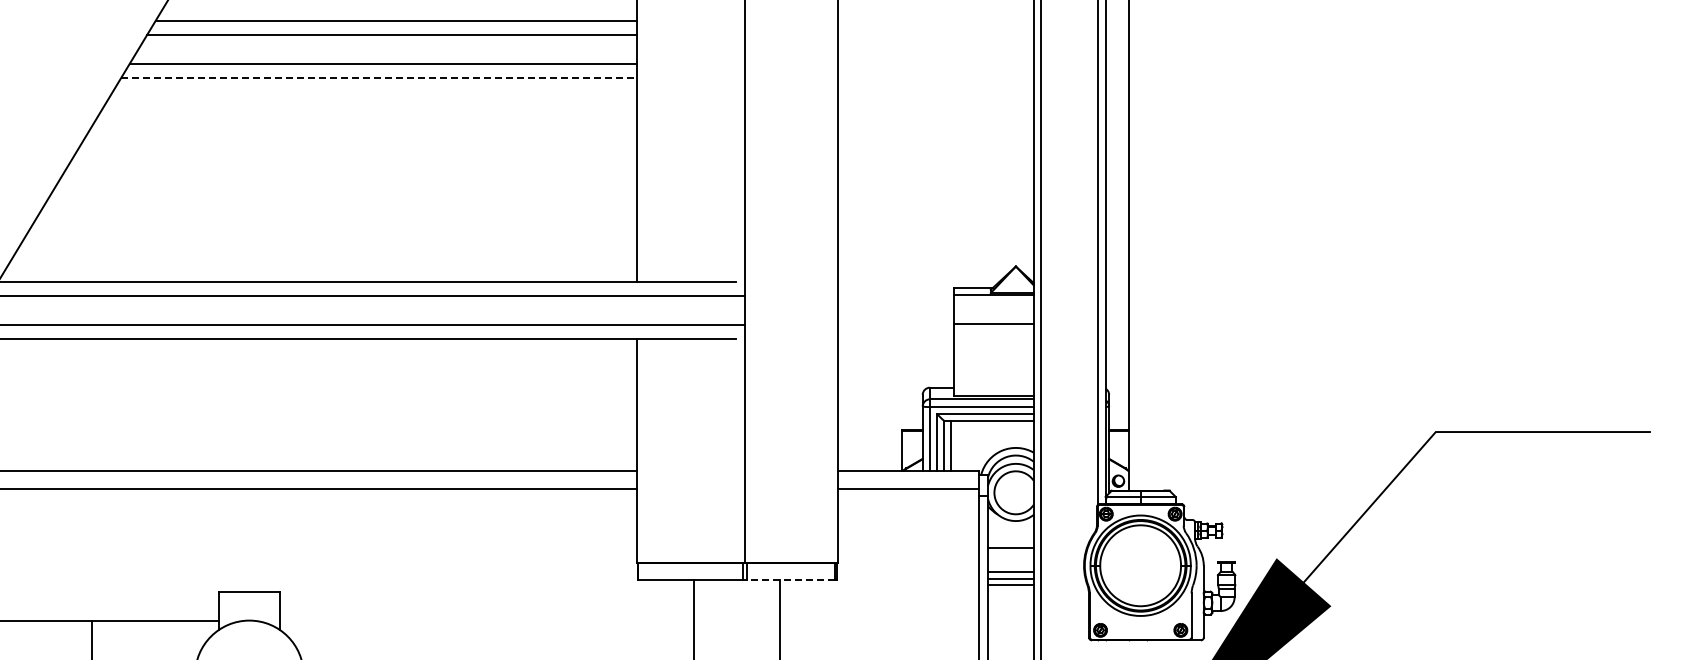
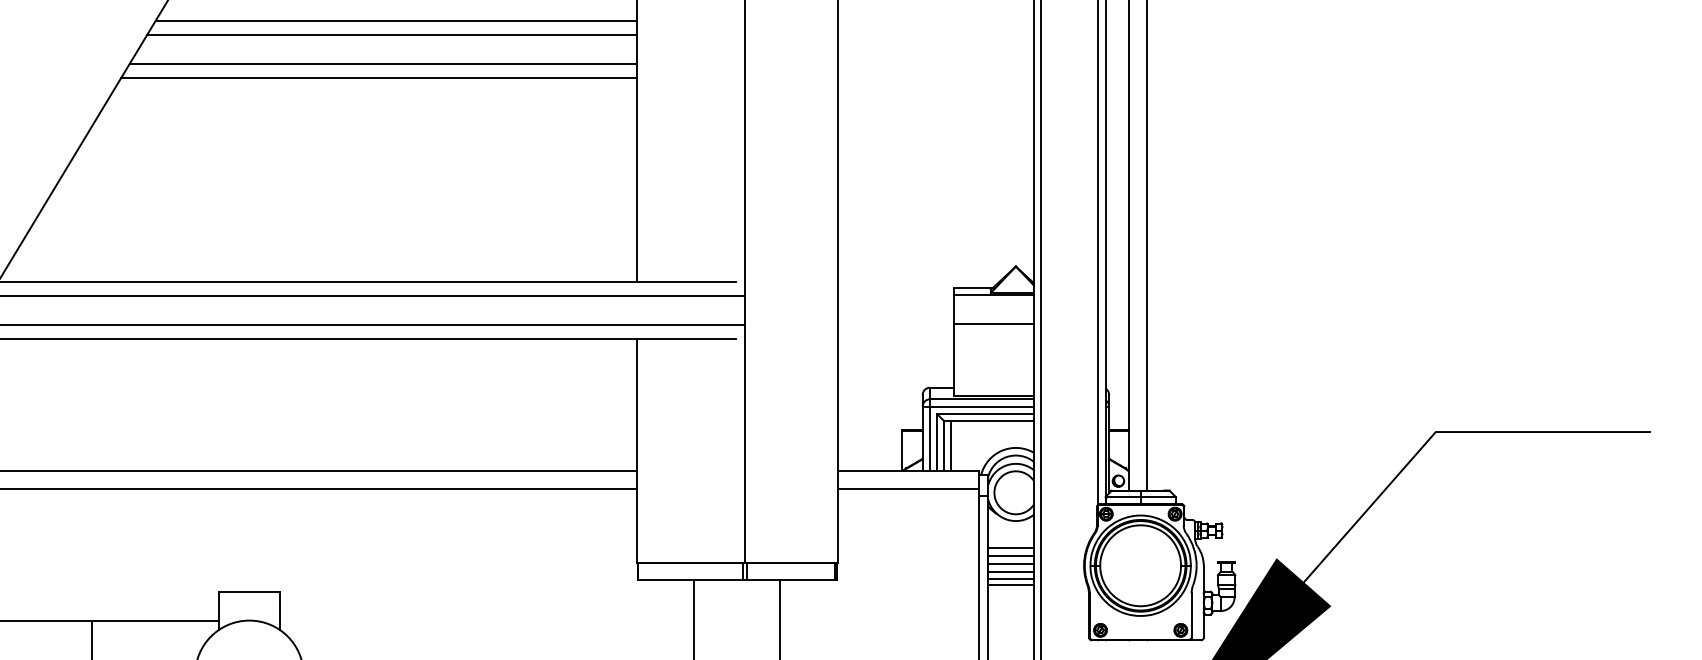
line: dashed -> solid (379, 78)
line: none -> present (1146, 246)
line: none -> present (1010, 555)
line: none -> present (1010, 563)
line: dashed -> solid (790, 580)
